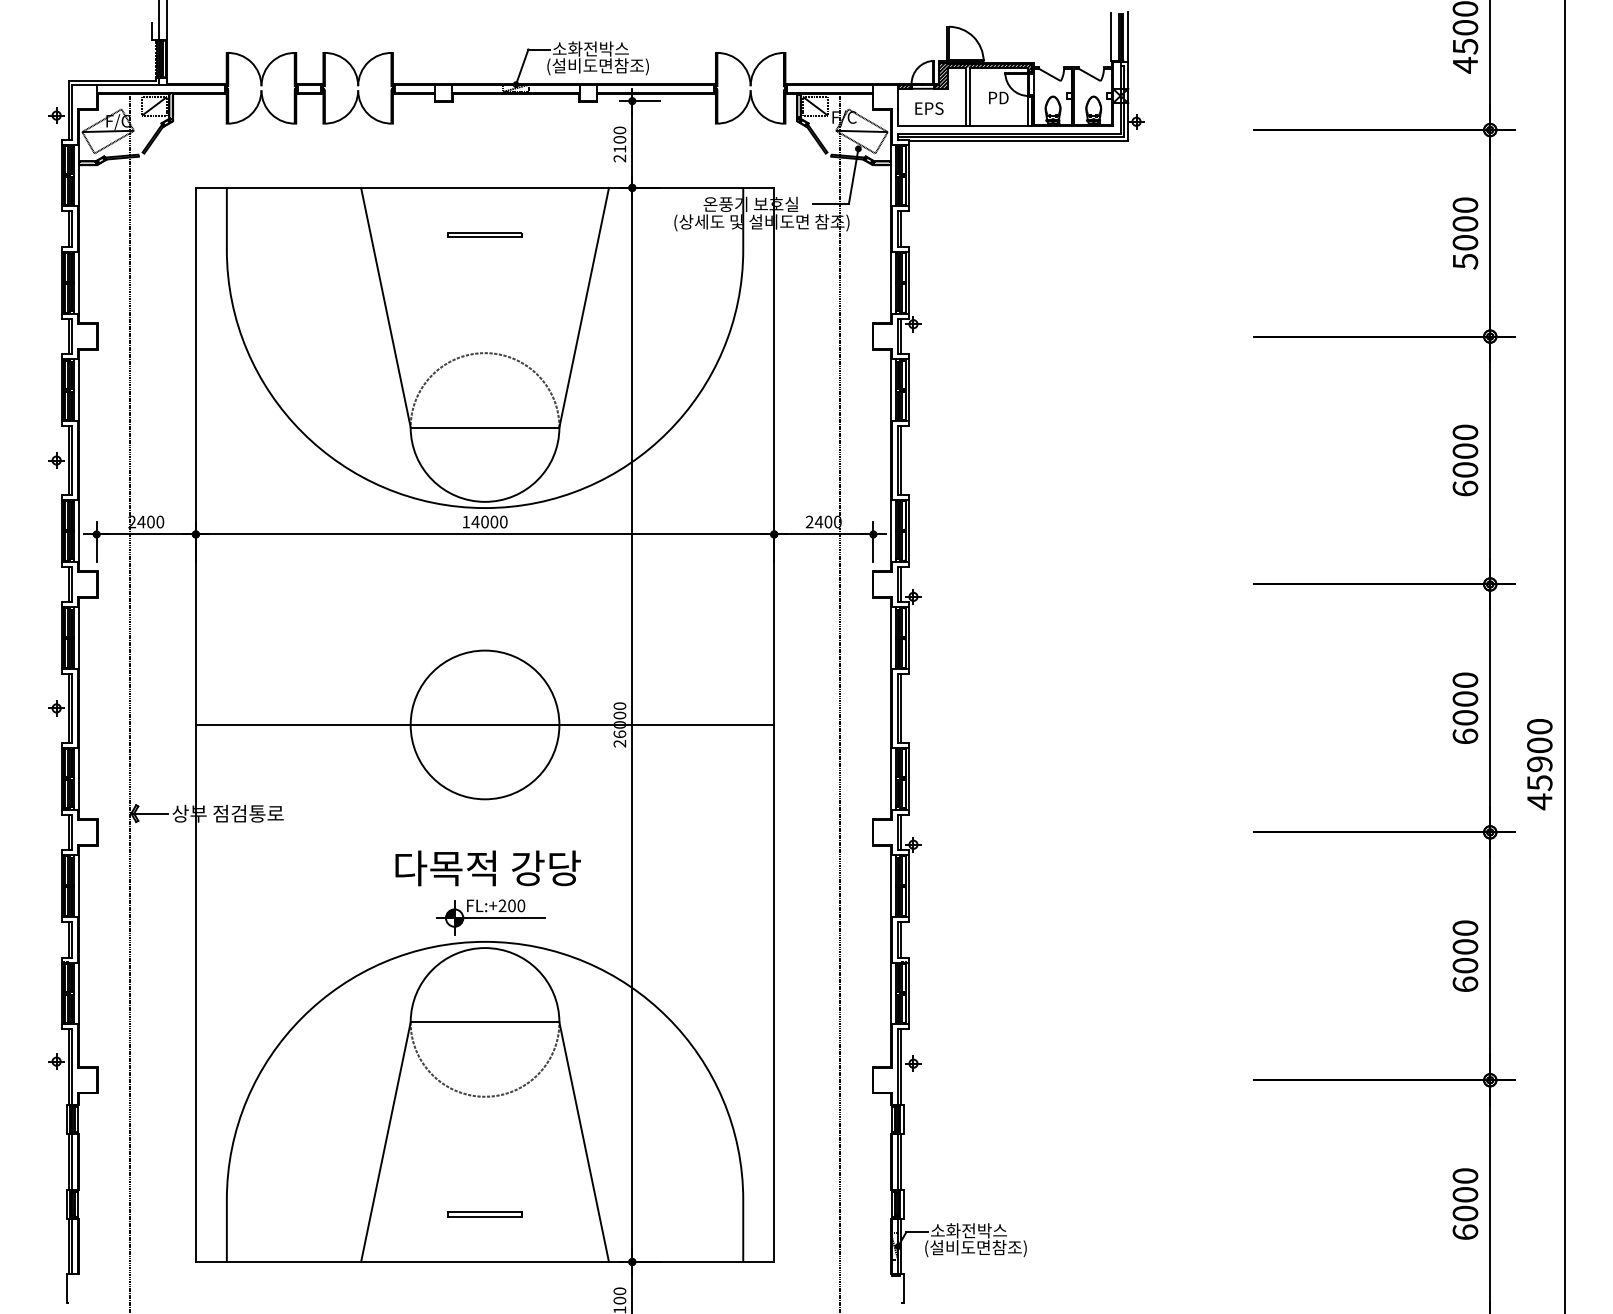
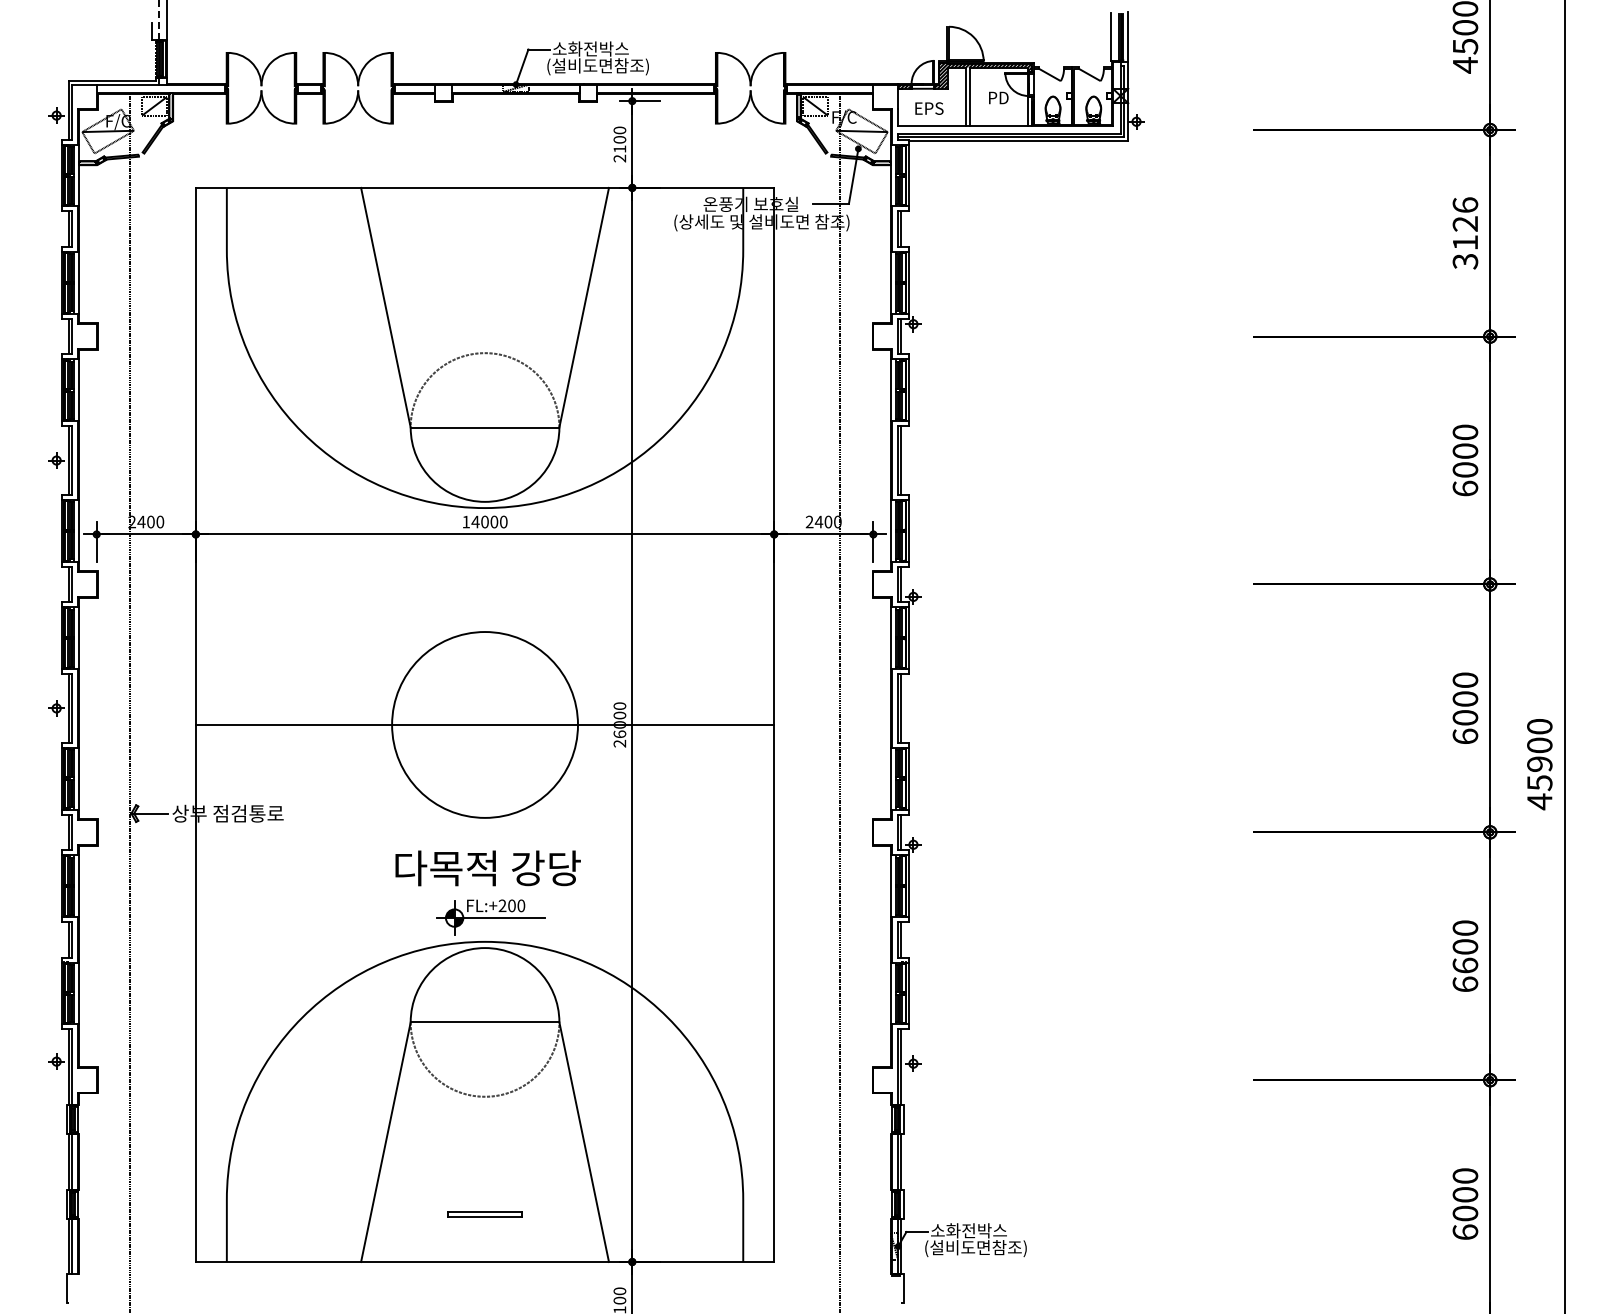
line: solid -> dashed (158, 20)
text: 5000 -> 3126 (1465, 233)
part: present -> none (484, 234)
circle diameter: 149 px -> 186 px (485, 724)
text: 6000 -> 6600 (1465, 965)
